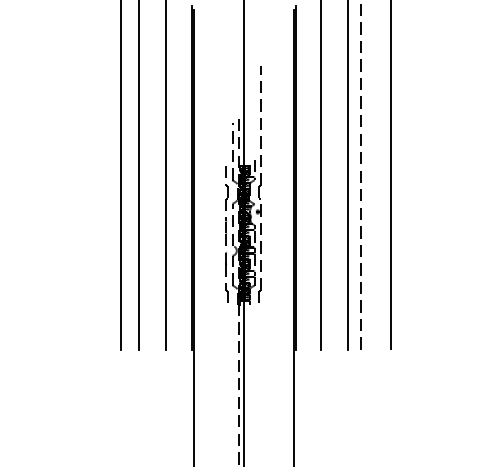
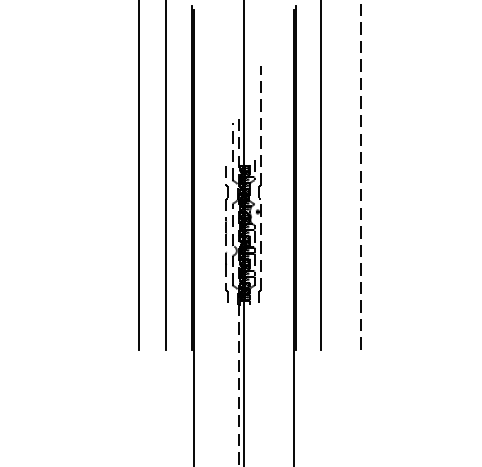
line: present -> none (120, 175)
line: present -> none (348, 175)
line: present -> none (390, 175)
